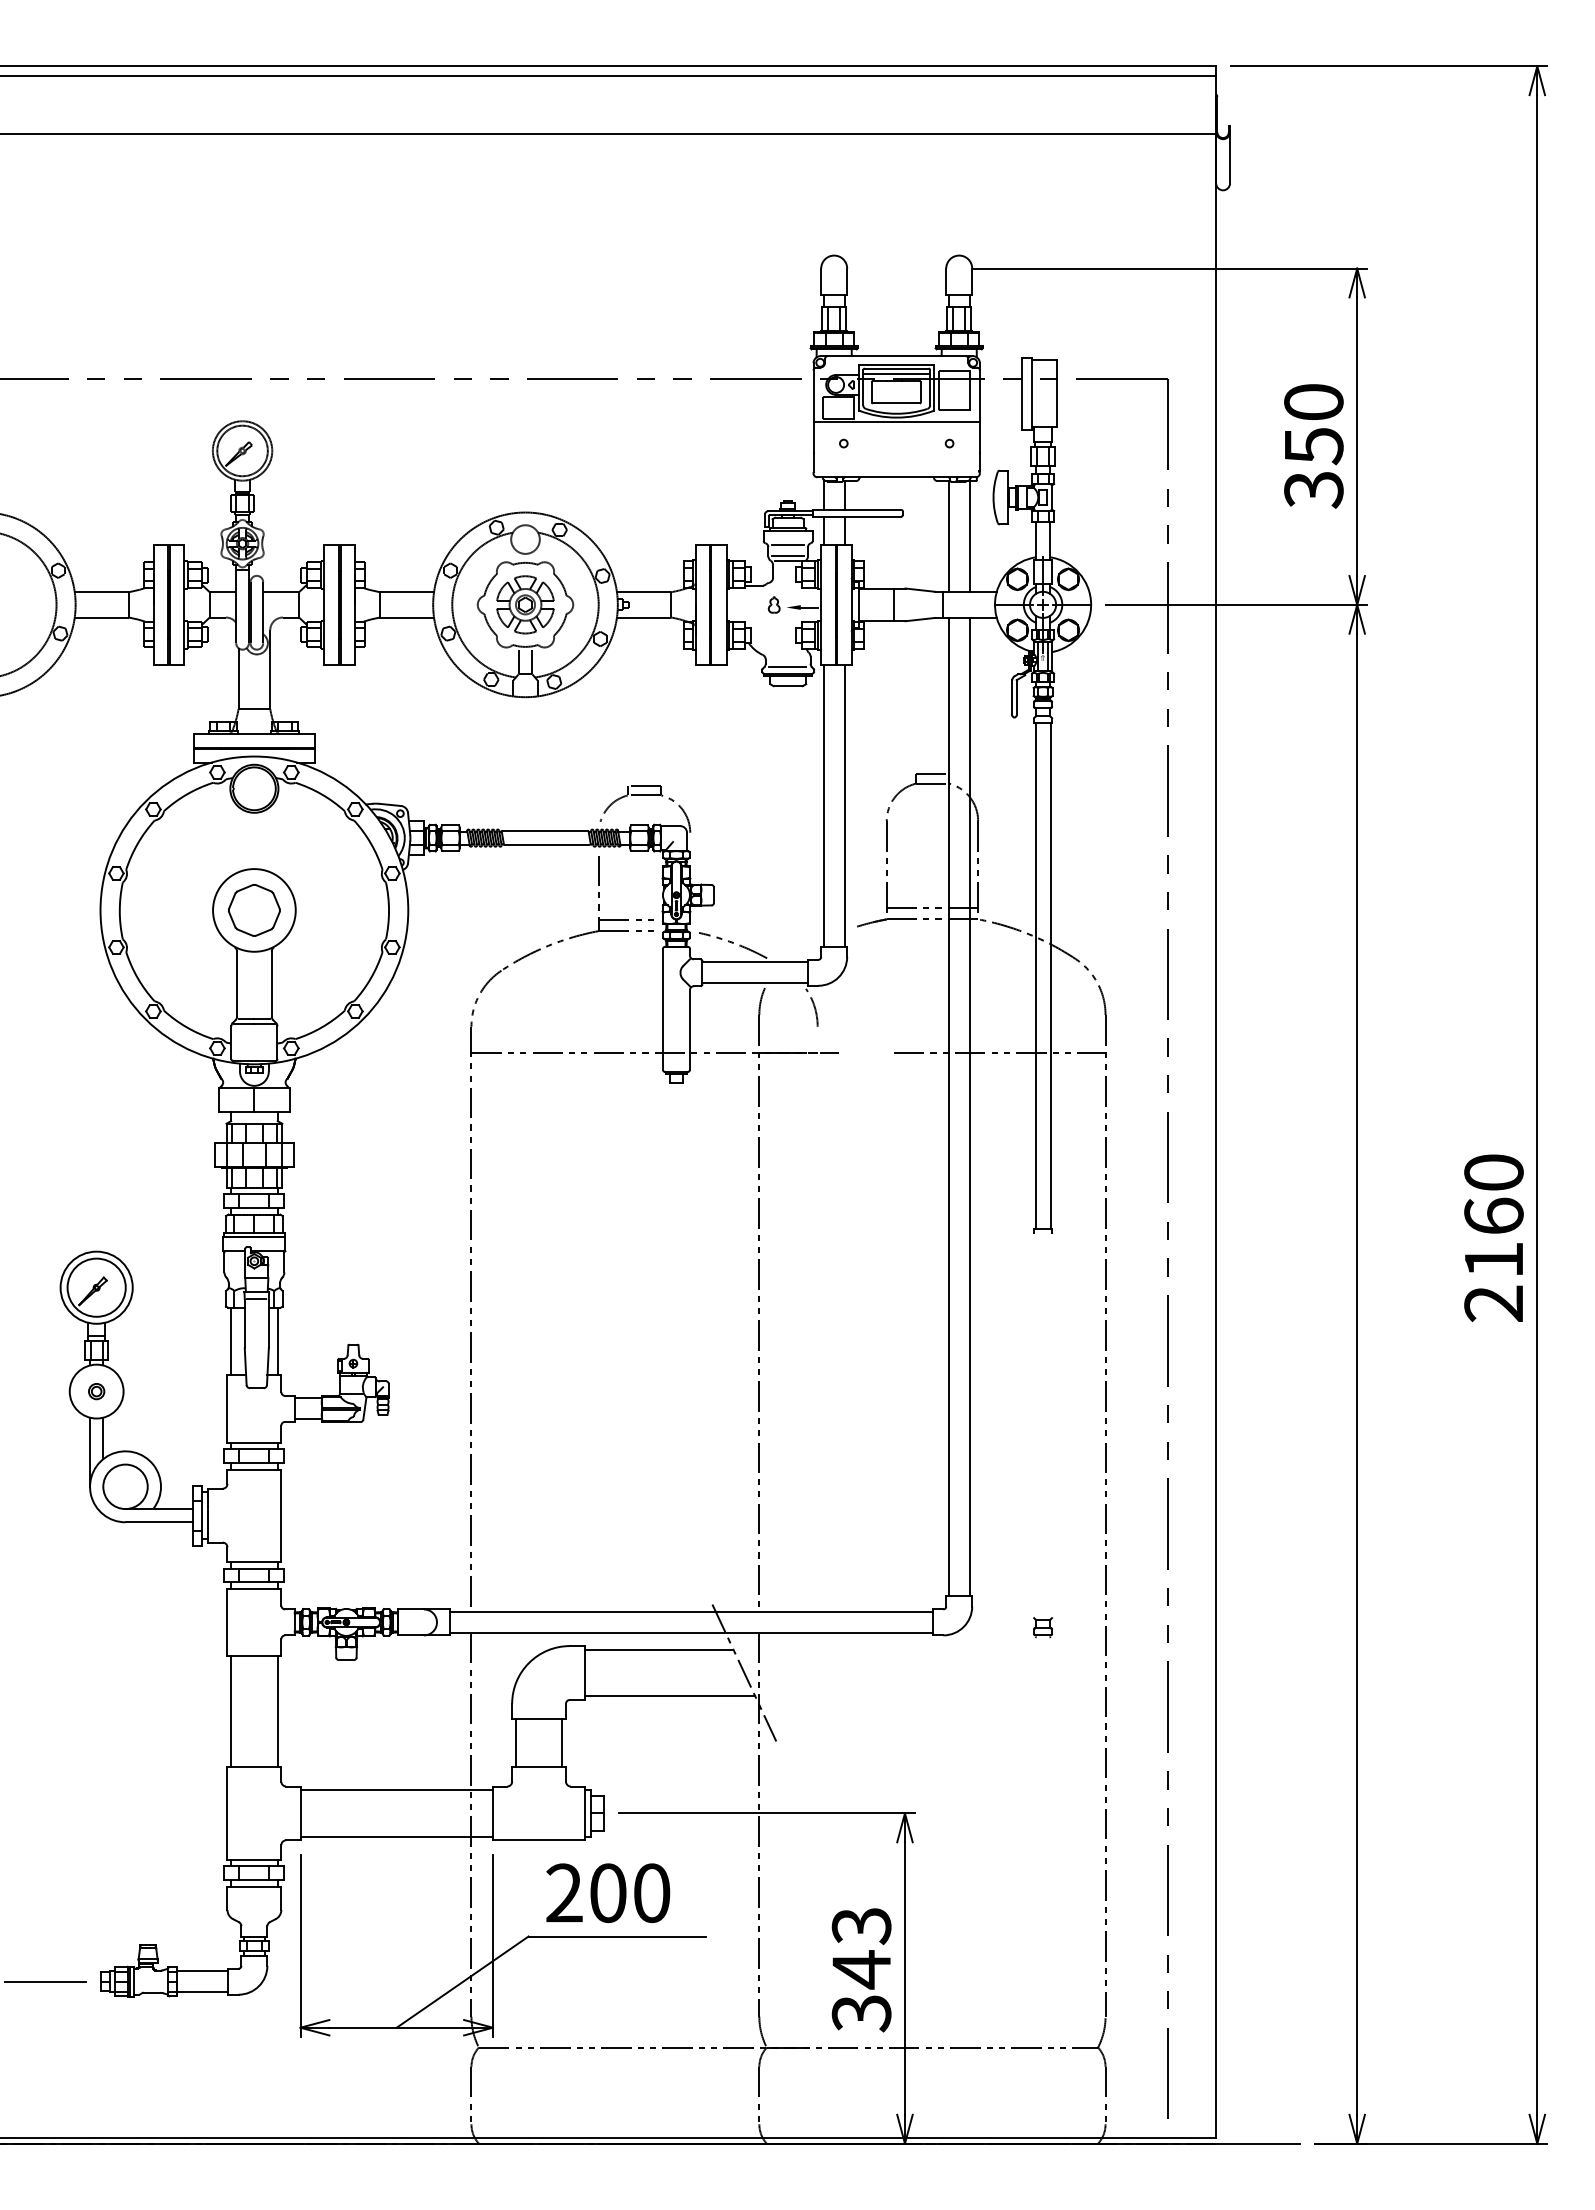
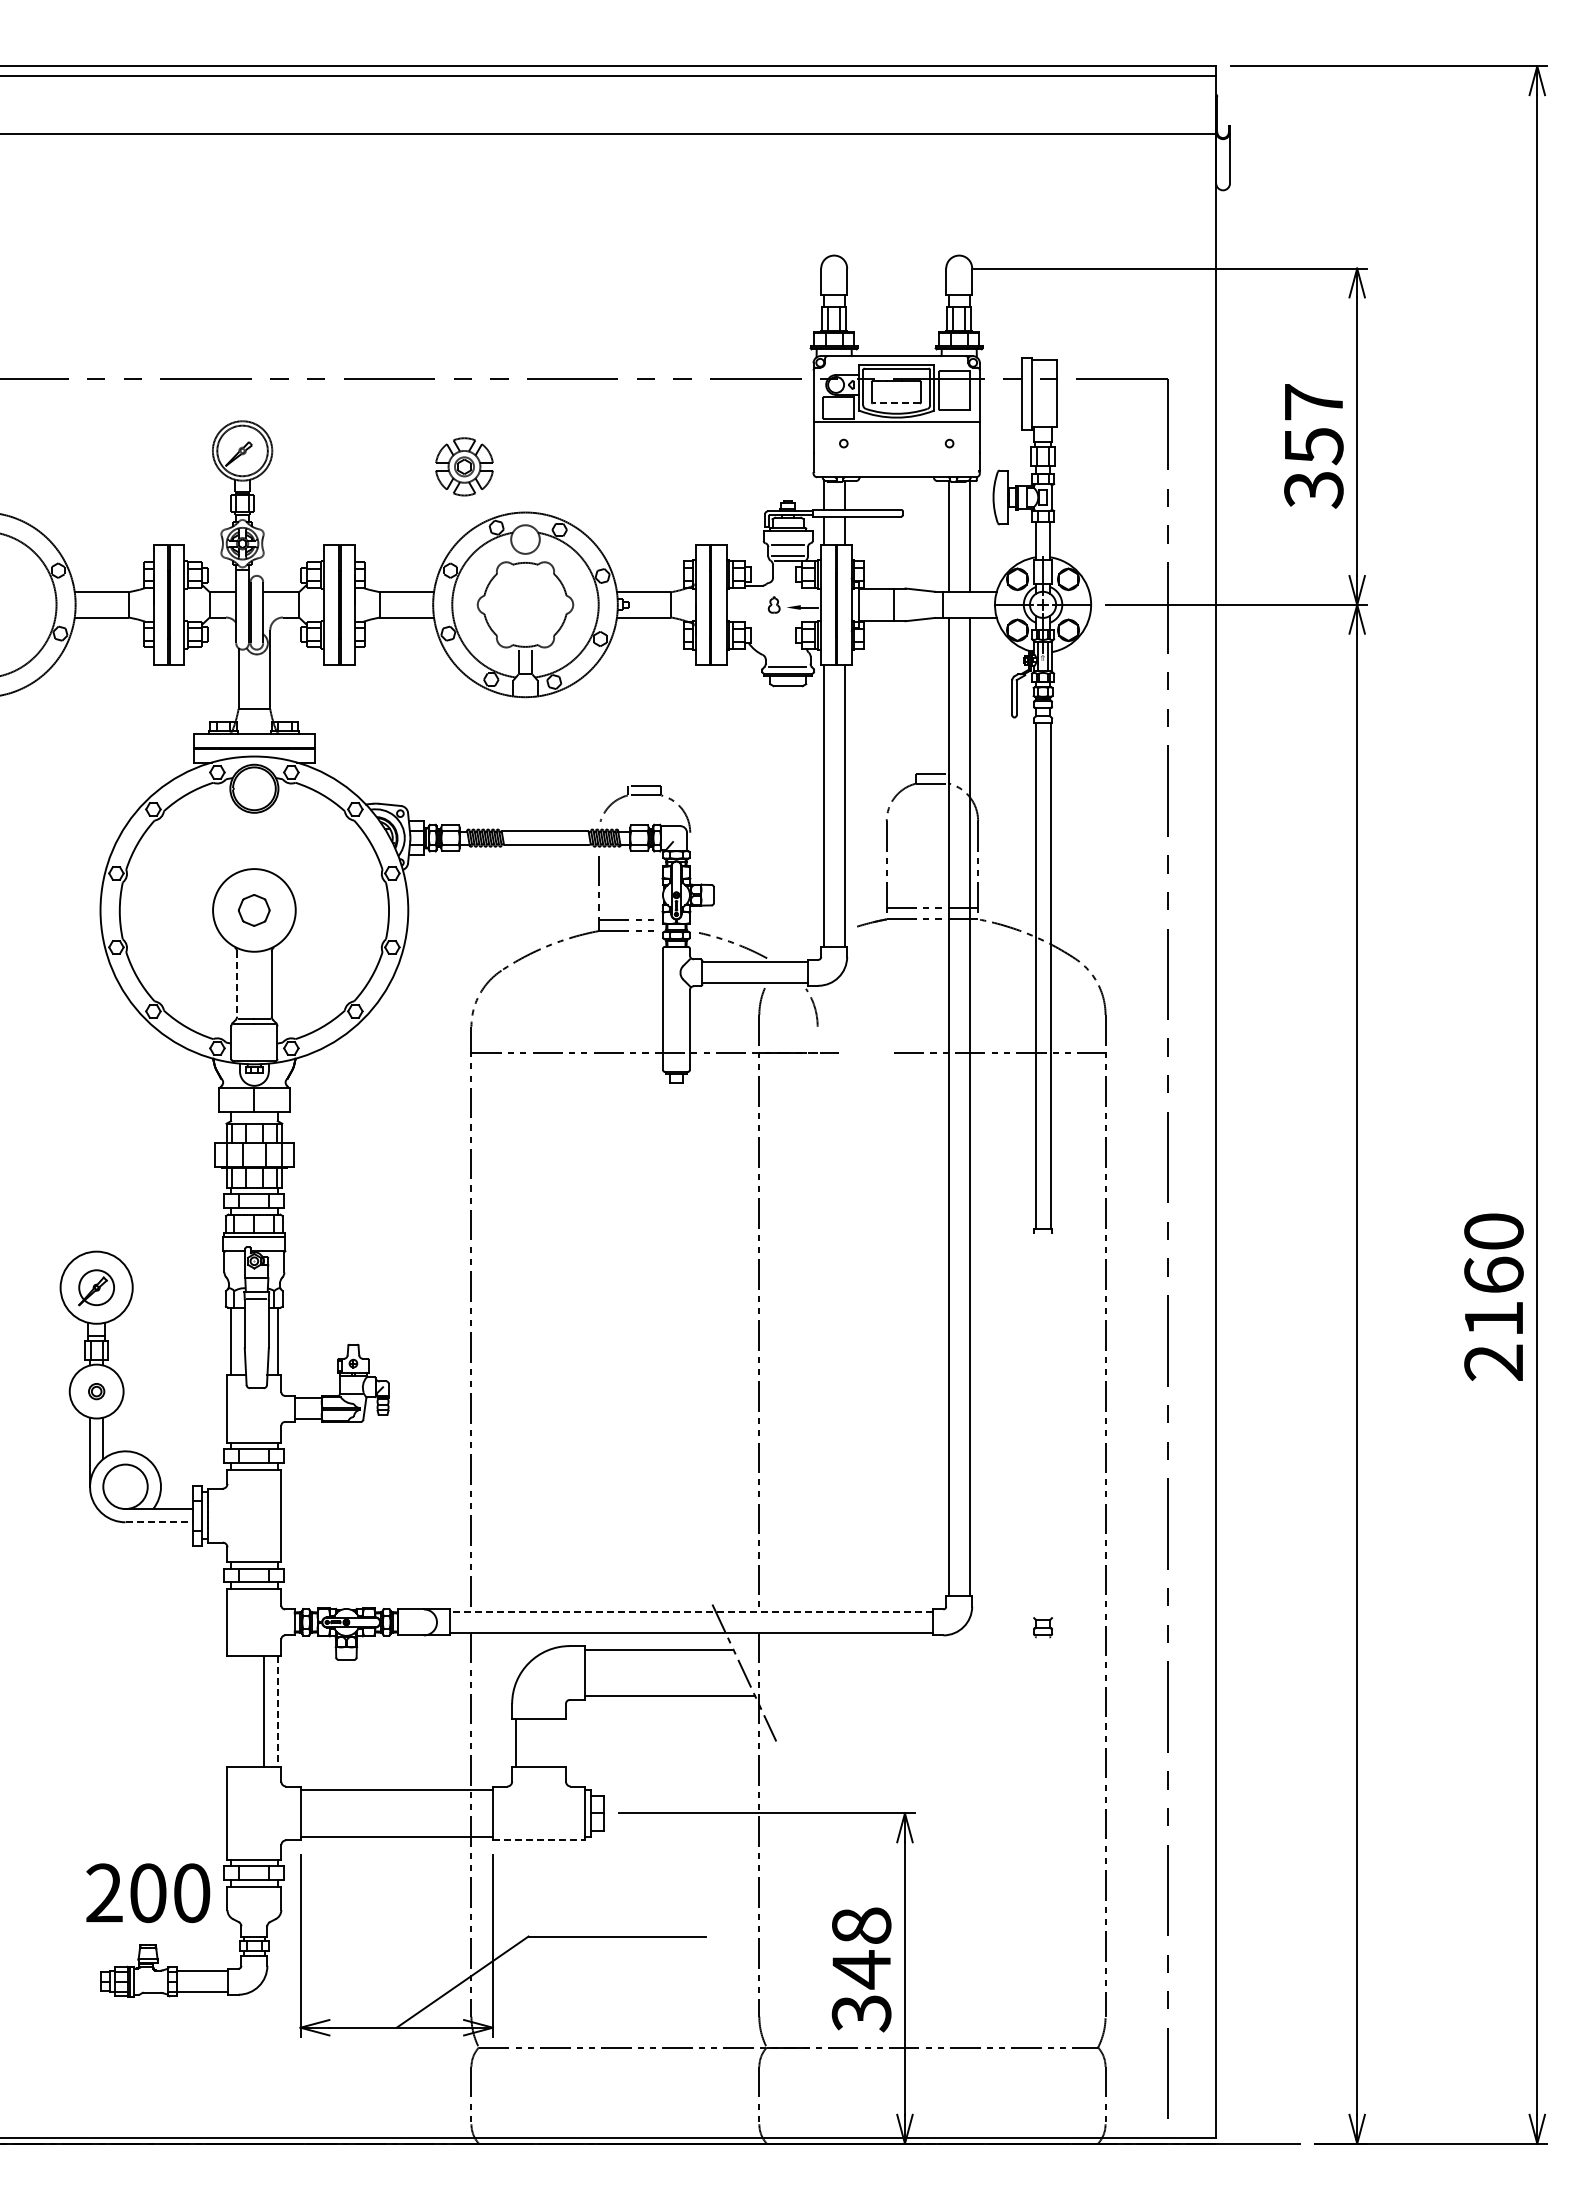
line: present -> none (896, 374)
text: 350 -> 357 (1313, 402)
line: solid -> dashed (896, 403)
part position: (525, 604) -> (464, 466) (464, 466)
part size: 54x53 px -> 34x33 px (253, 910)
line: solid -> dashed (237, 984)
text position: (1493, 1237) -> (1493, 1296) (1493, 1296)
circle diameter: 58 px -> 35 px (96, 1287)
line: solid -> dashed (159, 1522)
line: solid -> dashed (691, 1611)
line position: (231, 1711) -> (264, 1711) (264, 1711)
line: solid -> dashed (277, 1711)
line: present -> none (562, 1743)
line: solid -> dashed (539, 1840)
text position: (608, 1893) -> (148, 1893) (148, 1893)
text: 343 -> 348 (861, 1926)
line: present -> none (45, 1981)
